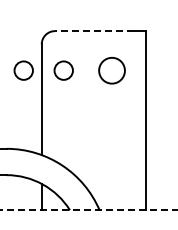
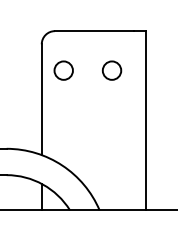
line: dashed -> solid (94, 31)
circle: present -> none (23, 70)
circle size: 28x29 px -> 22x21 px (111, 70)
line: dashed -> solid (89, 210)
